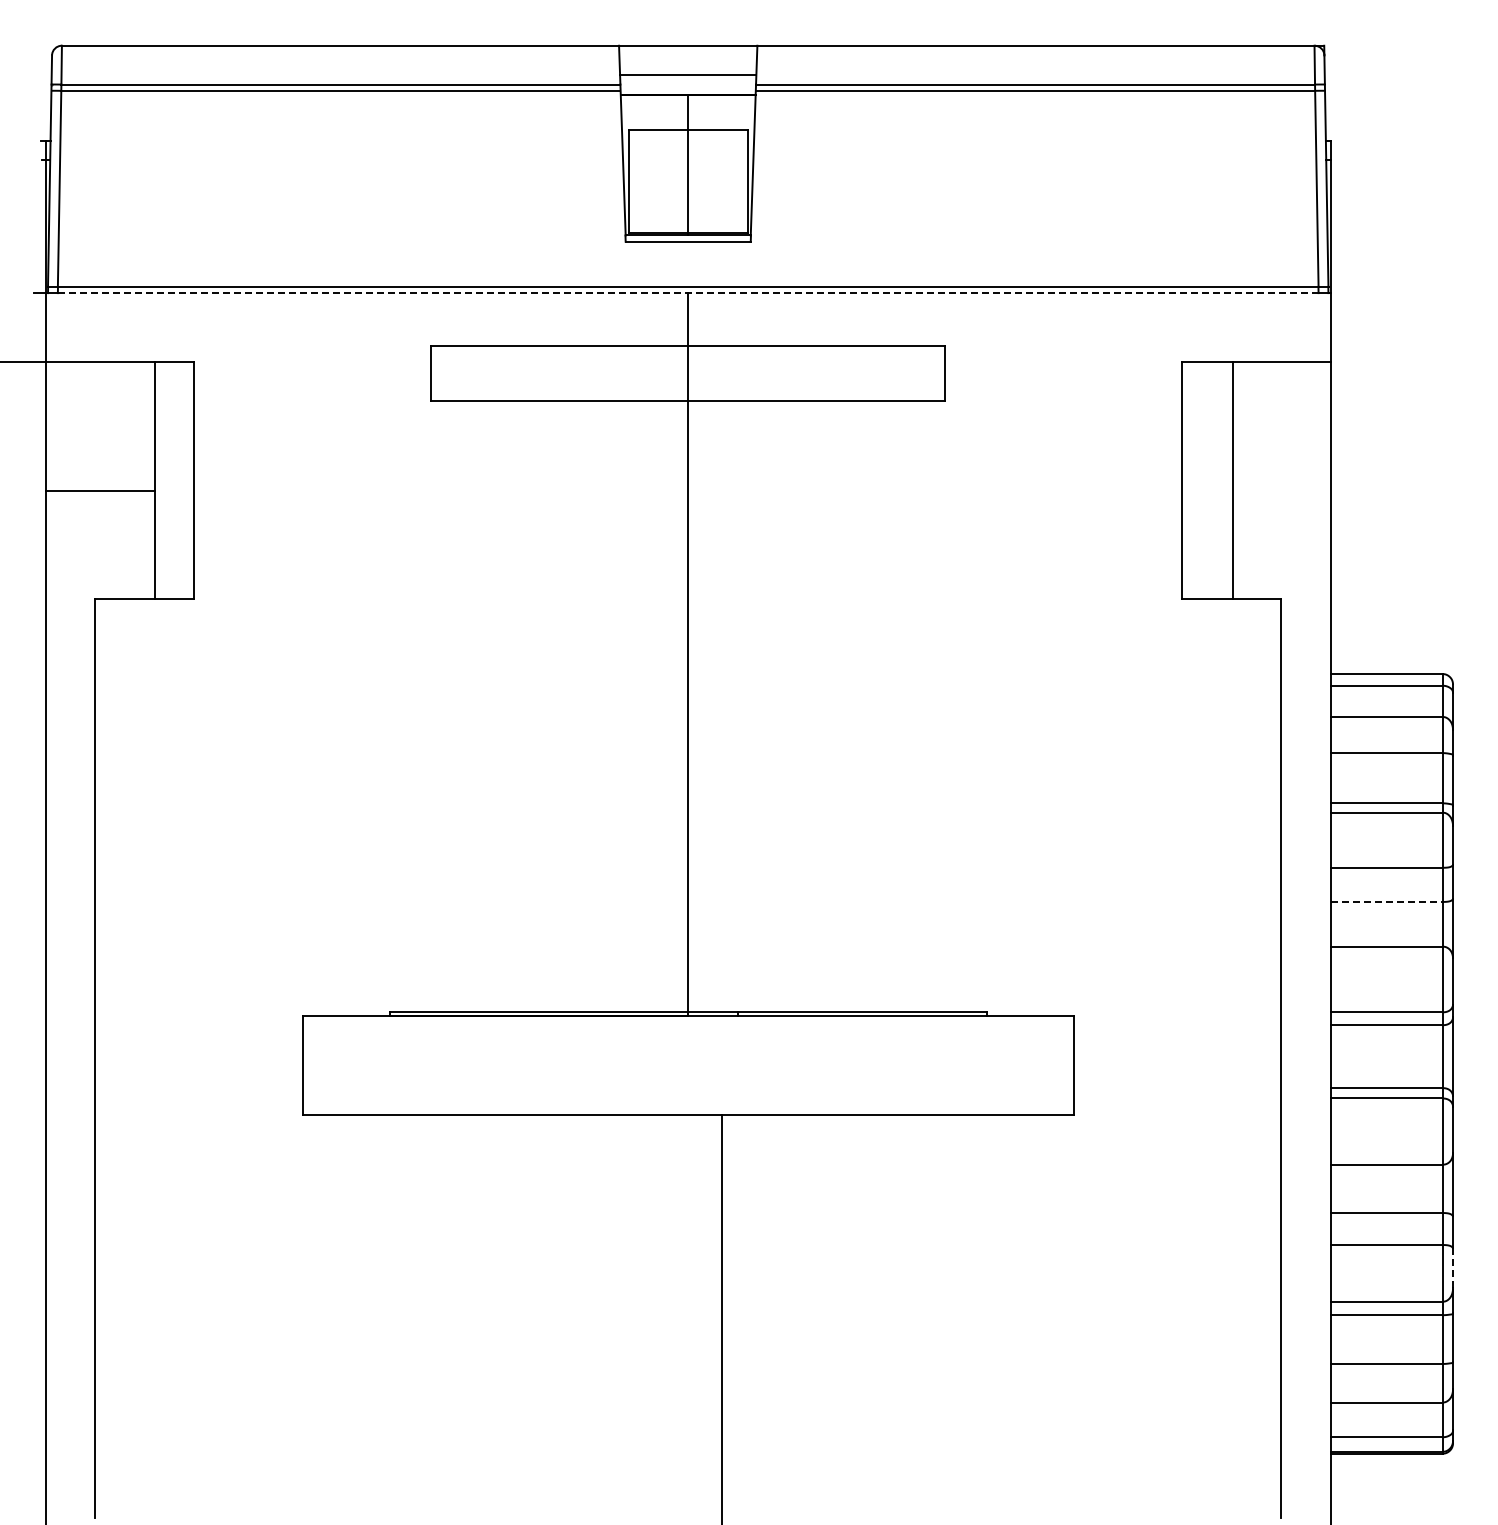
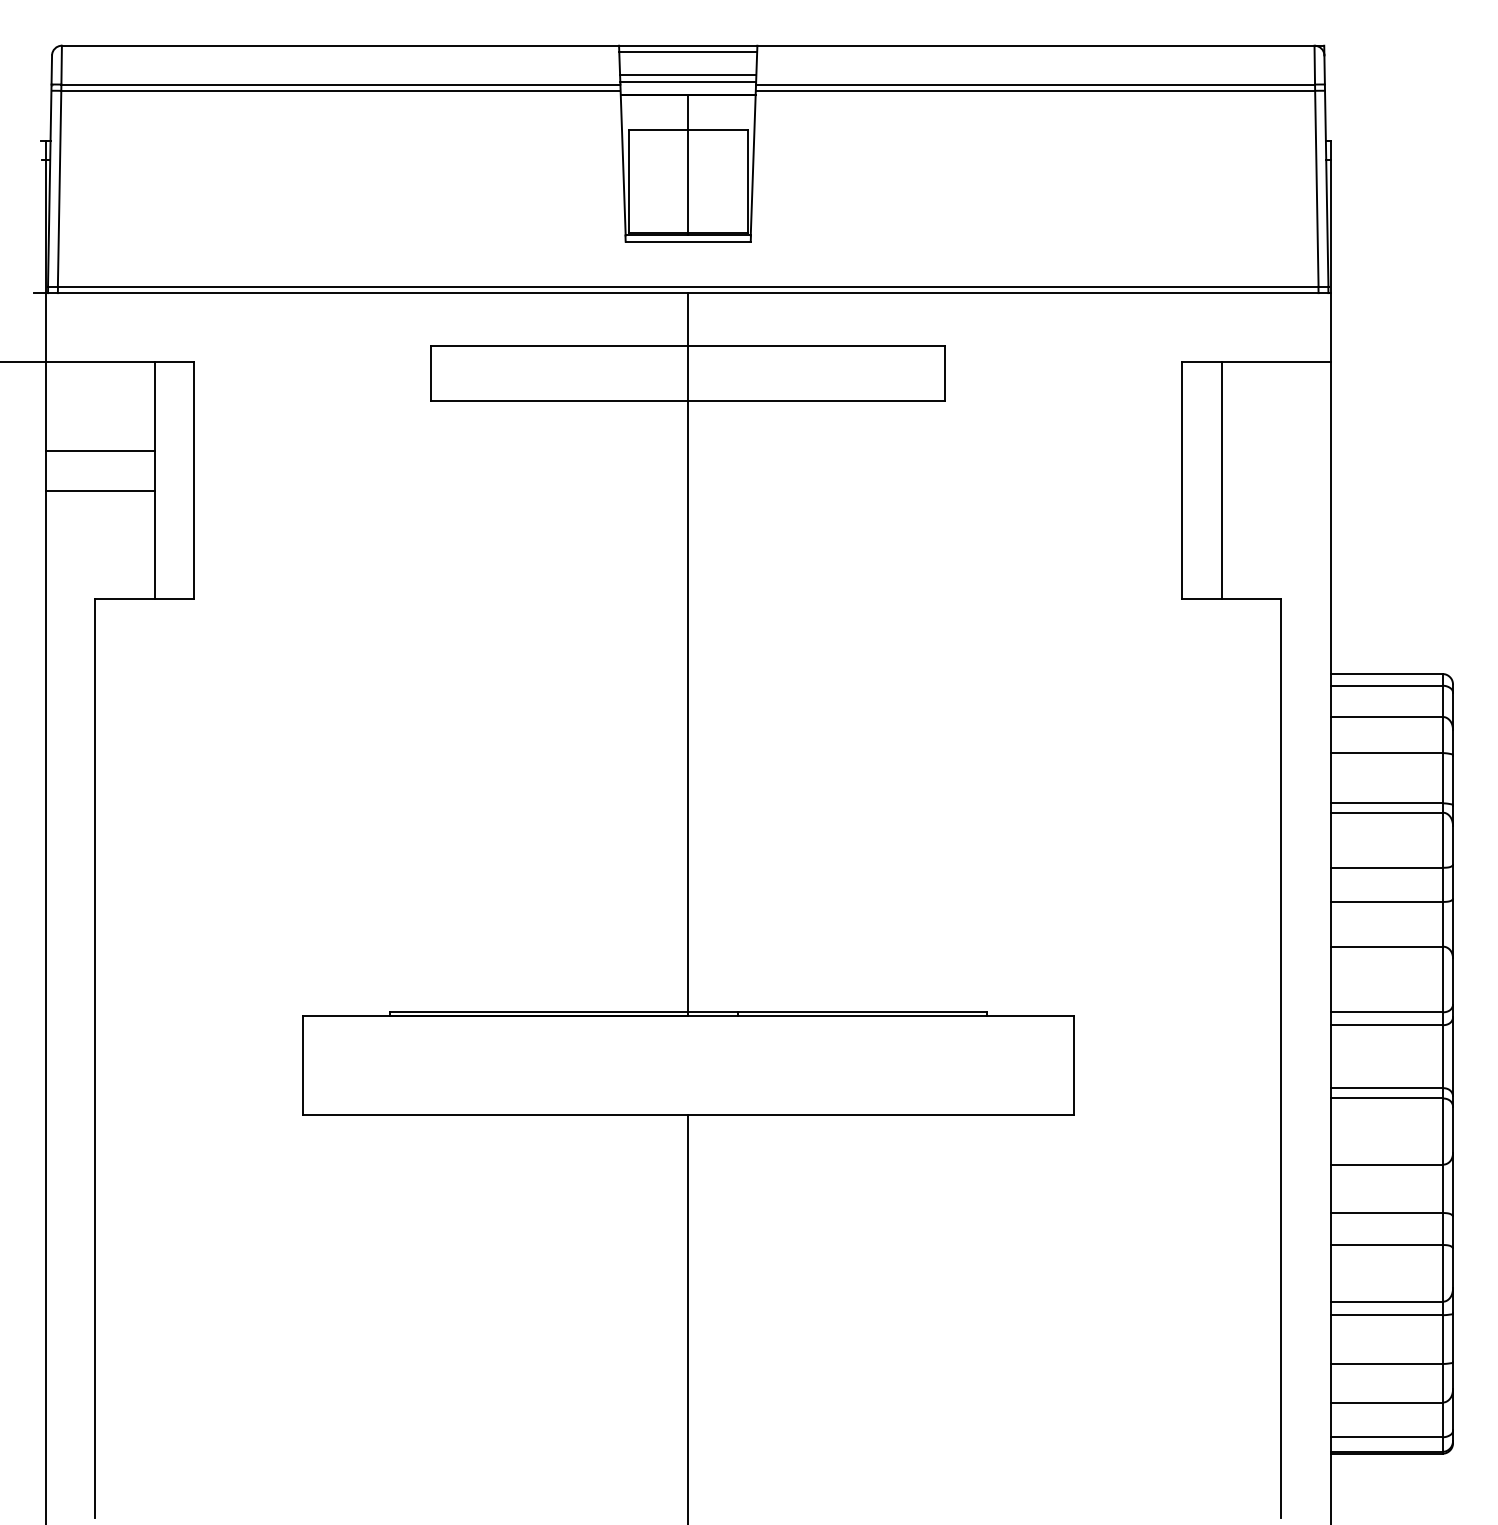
line: none -> present (688, 52)
line: none -> present (688, 81)
line: dashed -> solid (688, 293)
line: none -> present (99, 451)
line position: (1232, 480) -> (1221, 480) (1221, 480)
line: dashed -> solid (1387, 901)
line: dashed -> solid (1453, 1268)
line position: (722, 1318) -> (688, 1318) (688, 1318)
